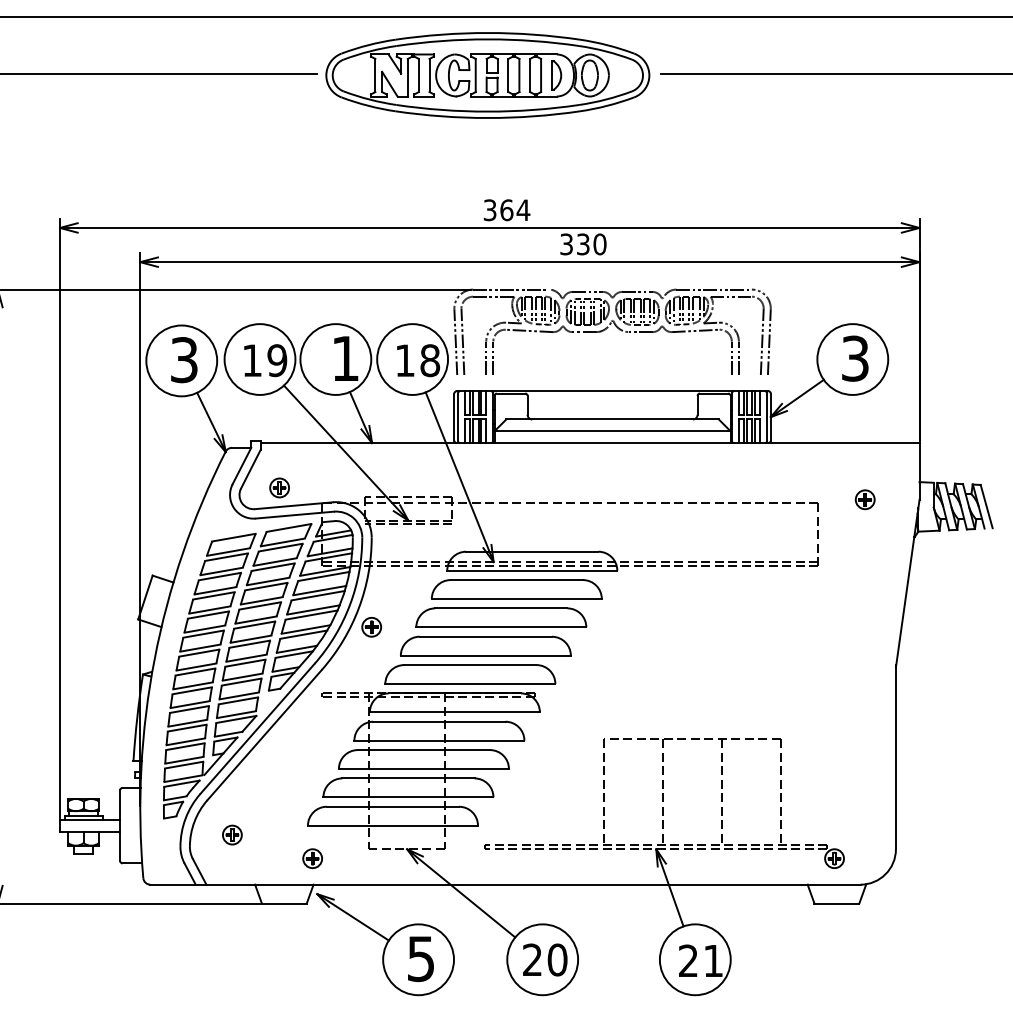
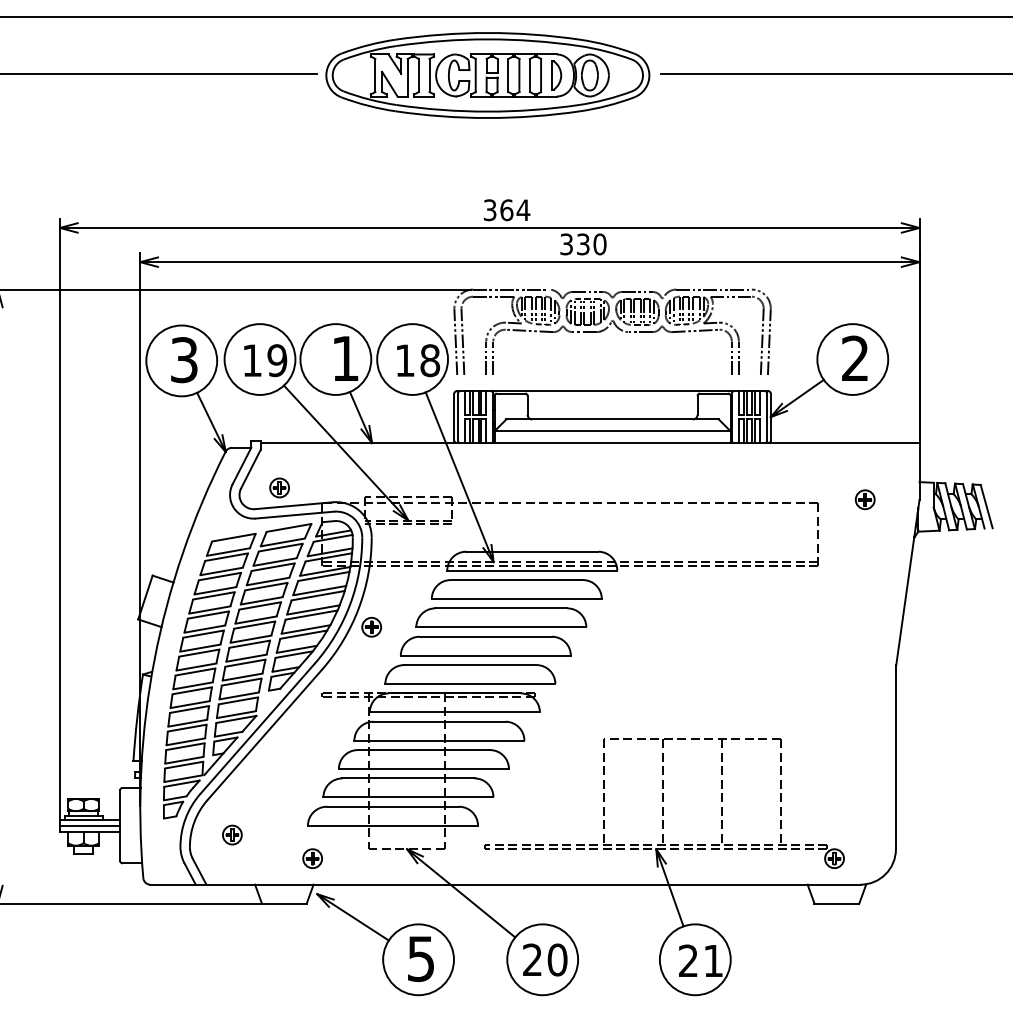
text: 3 -> 2 (855, 358)
line: none -> present (90, 825)
